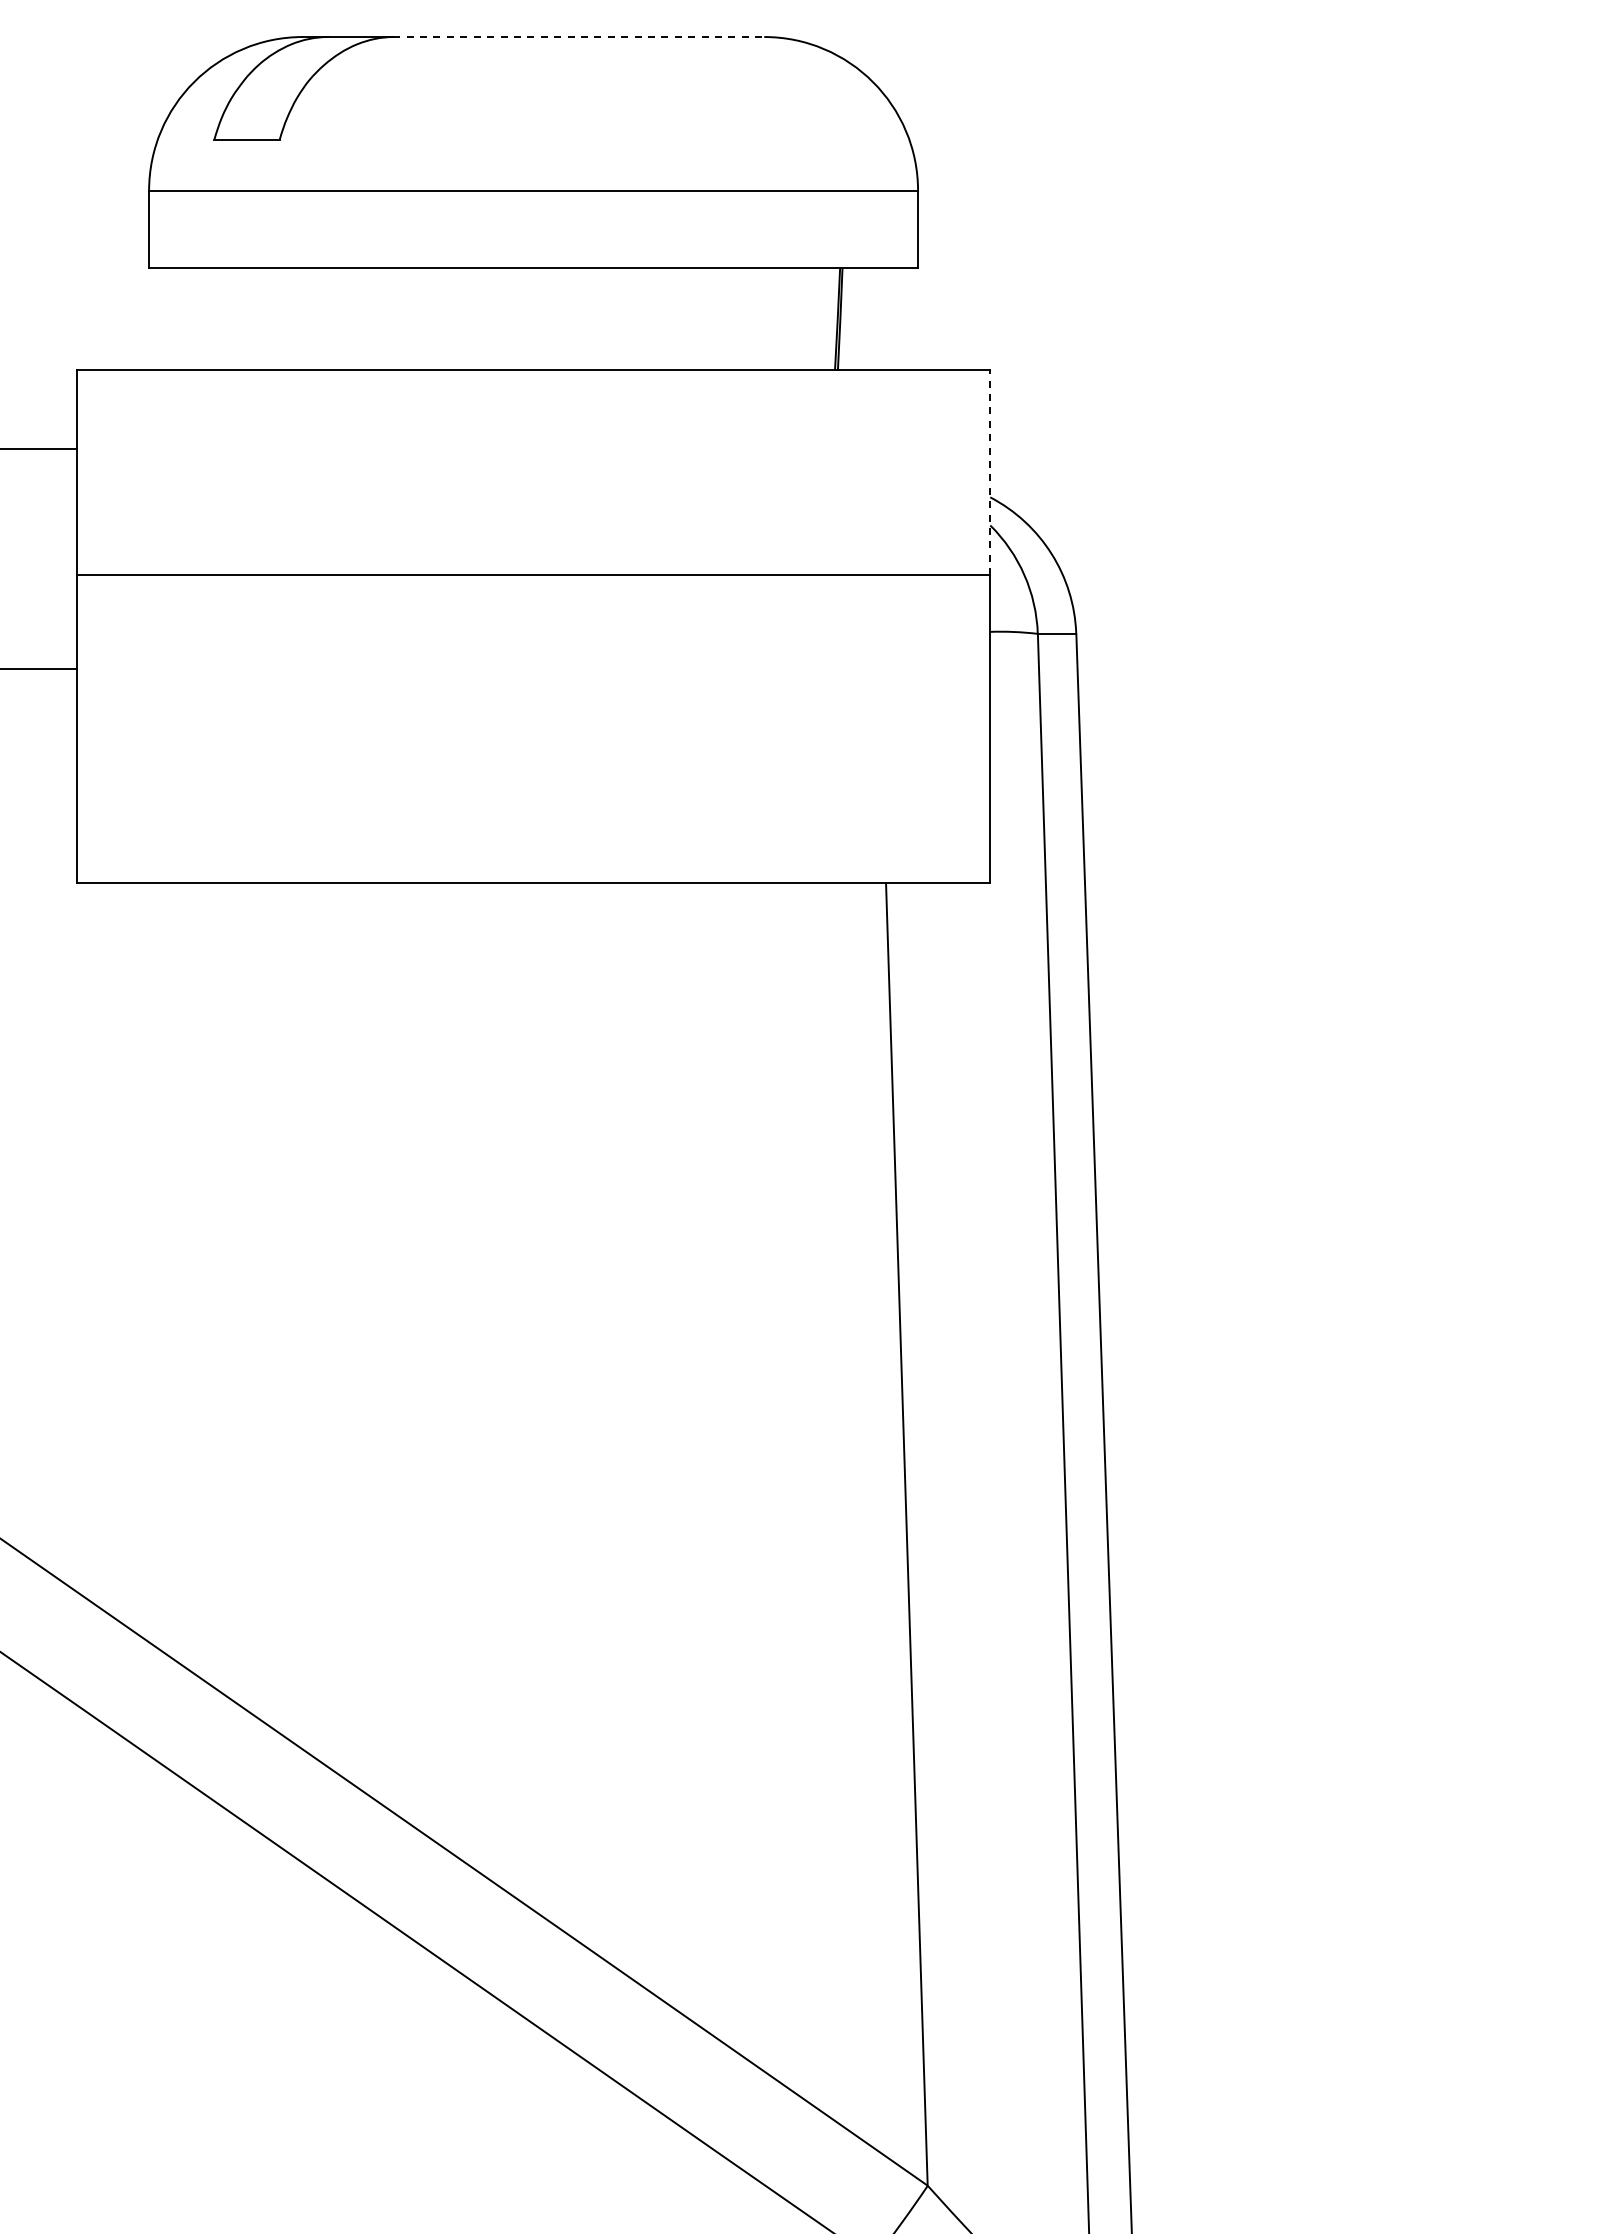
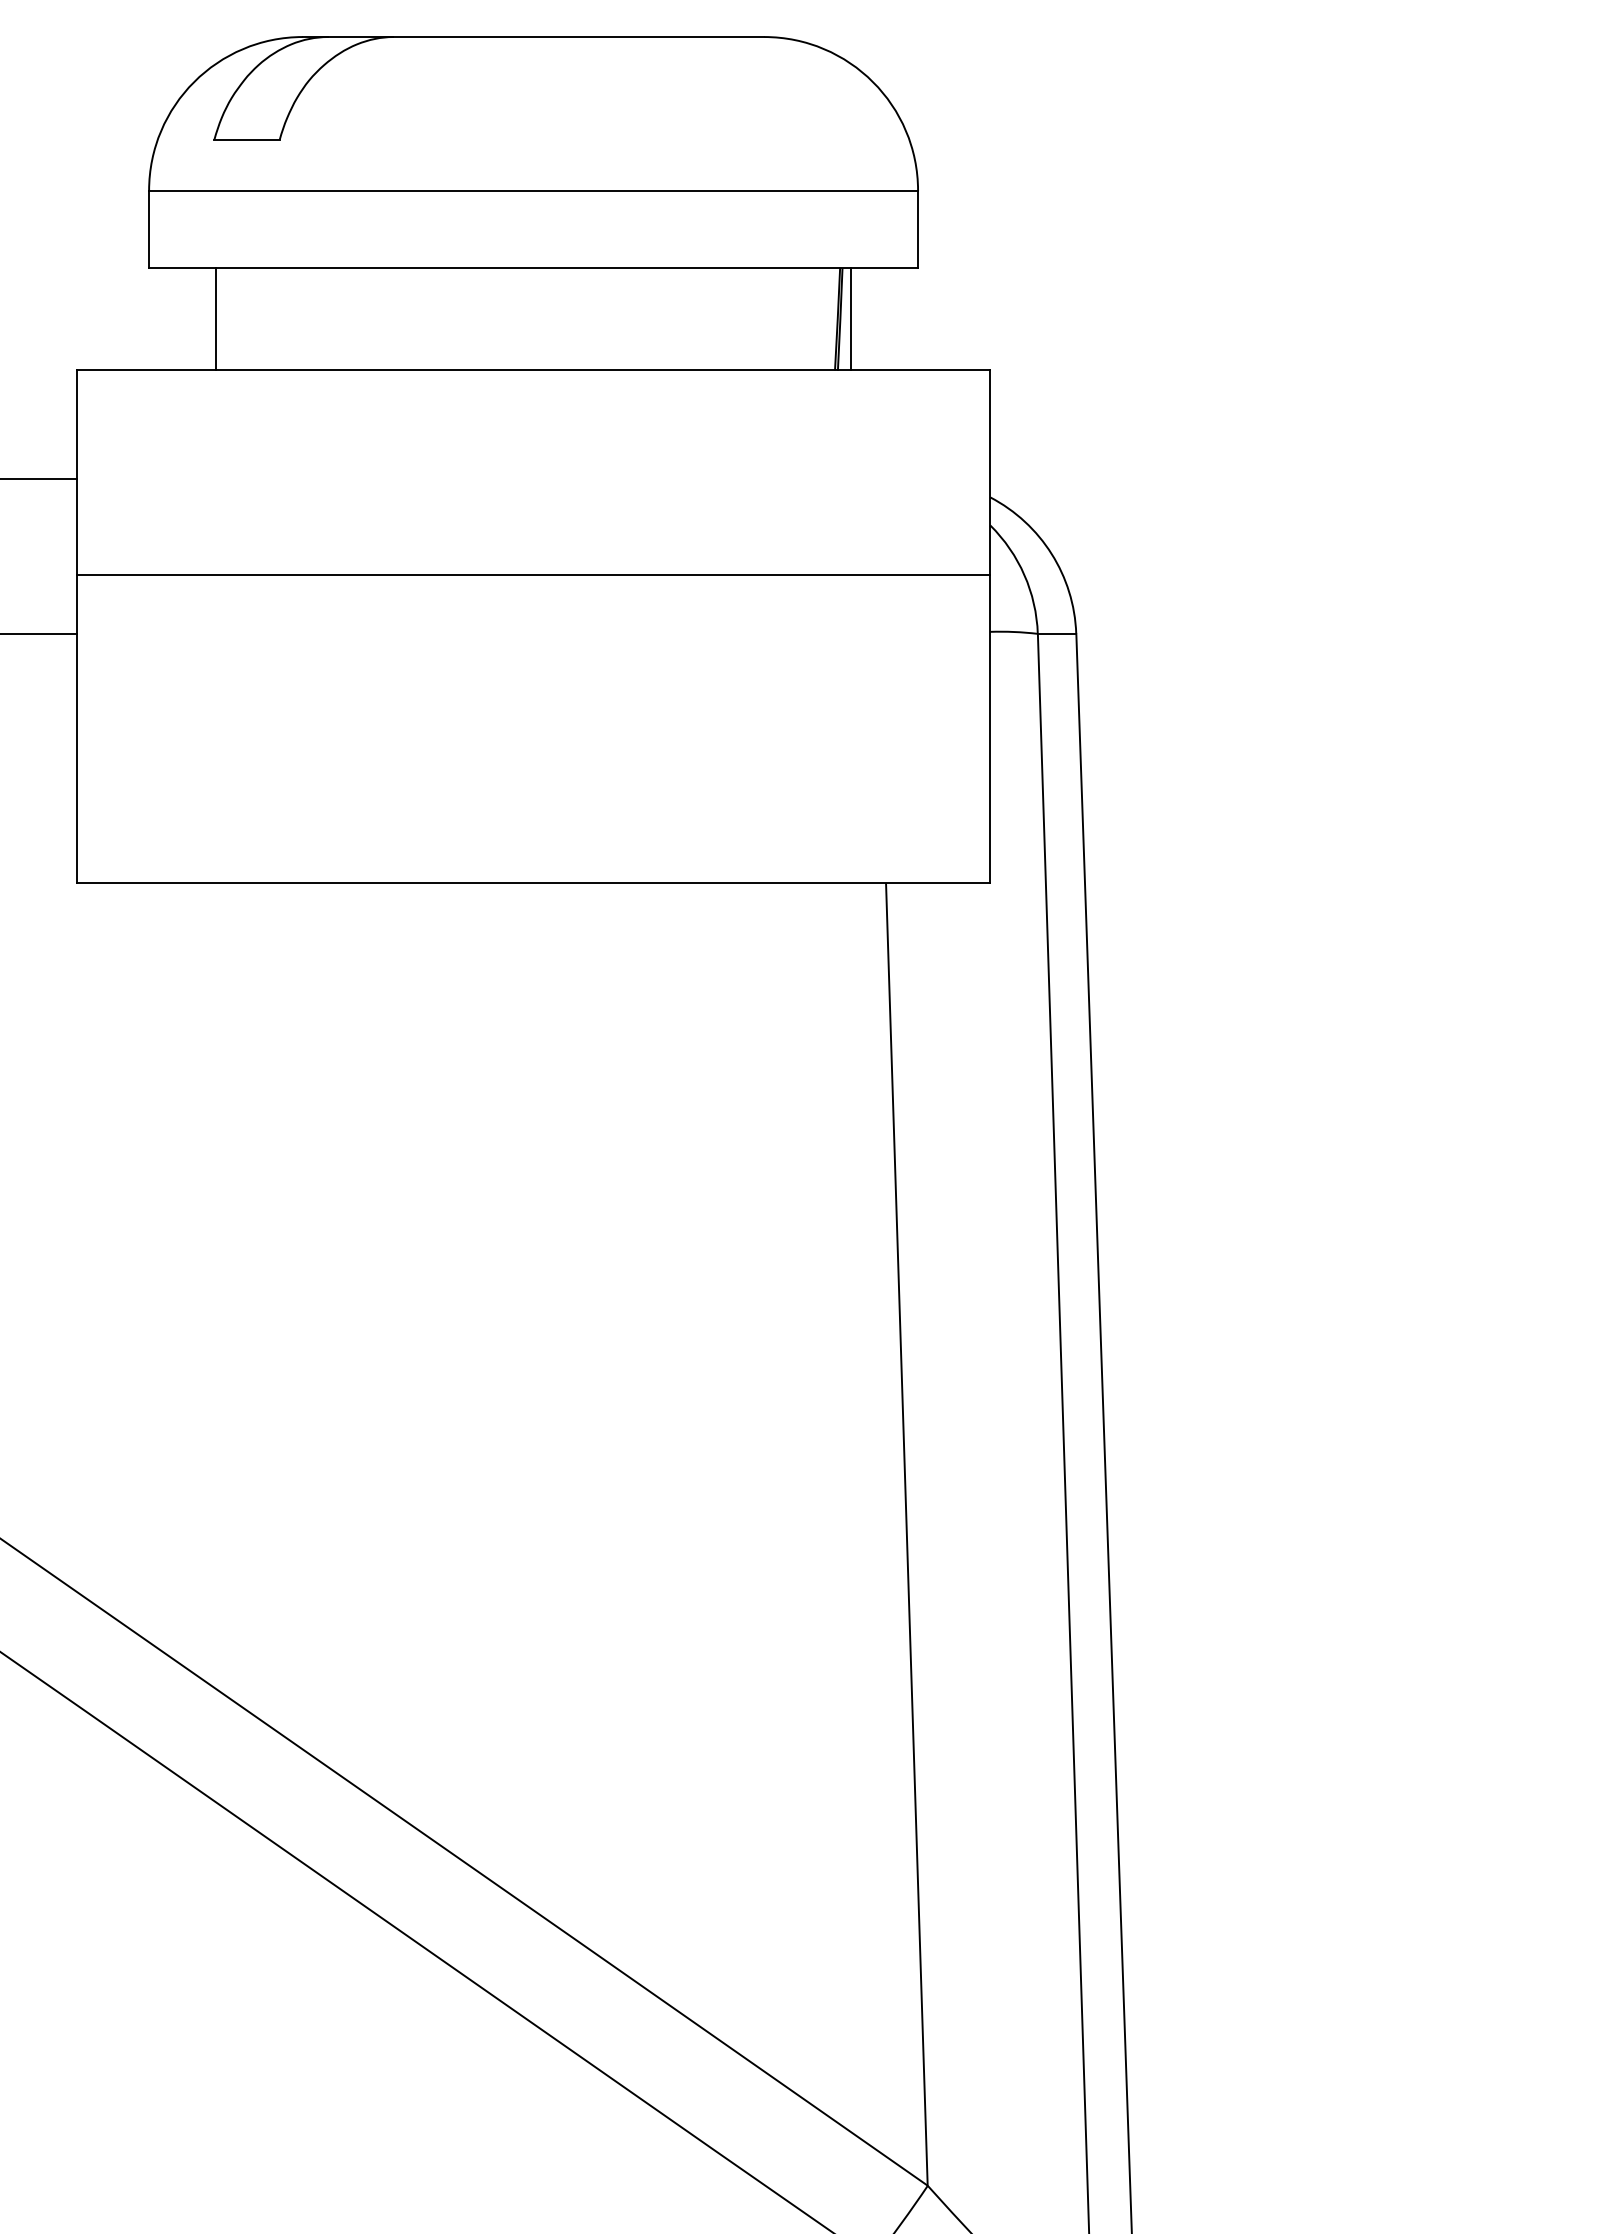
line: dashed -> solid (578, 37)
line: none -> present (216, 318)
line: none -> present (850, 318)
line position: (39, 449) -> (39, 479) (39, 479)
line: dashed -> solid (990, 472)
line position: (39, 669) -> (39, 634) (39, 634)
